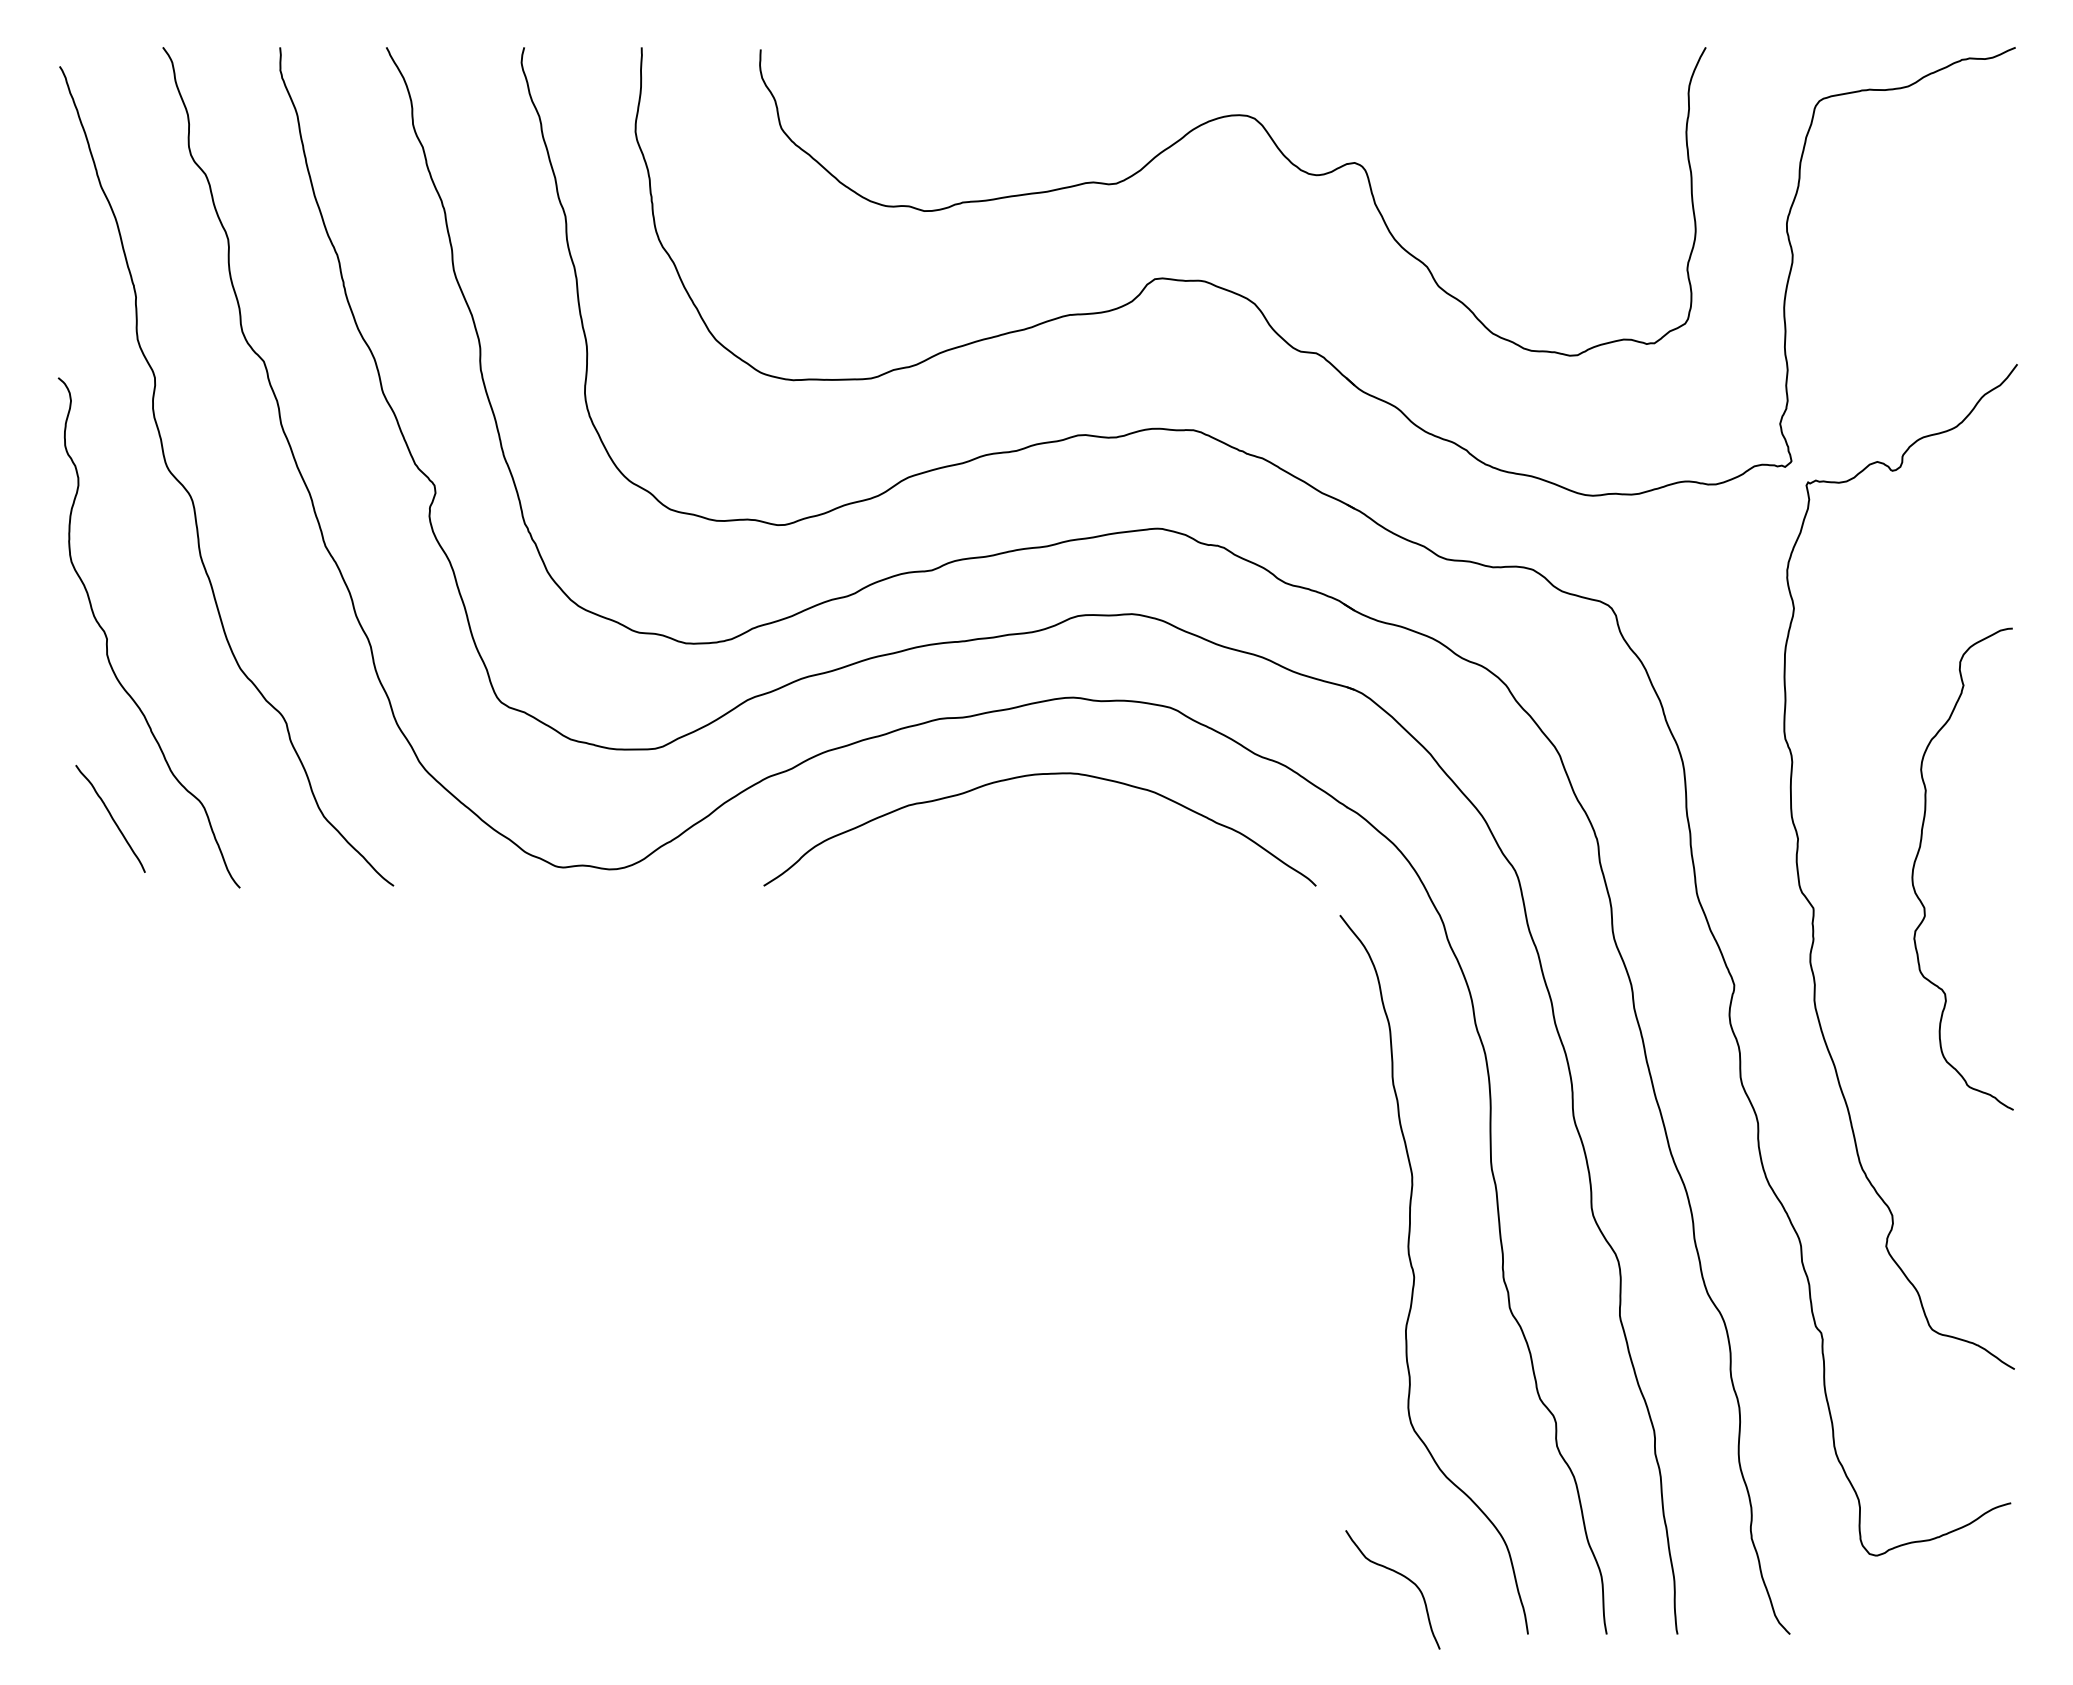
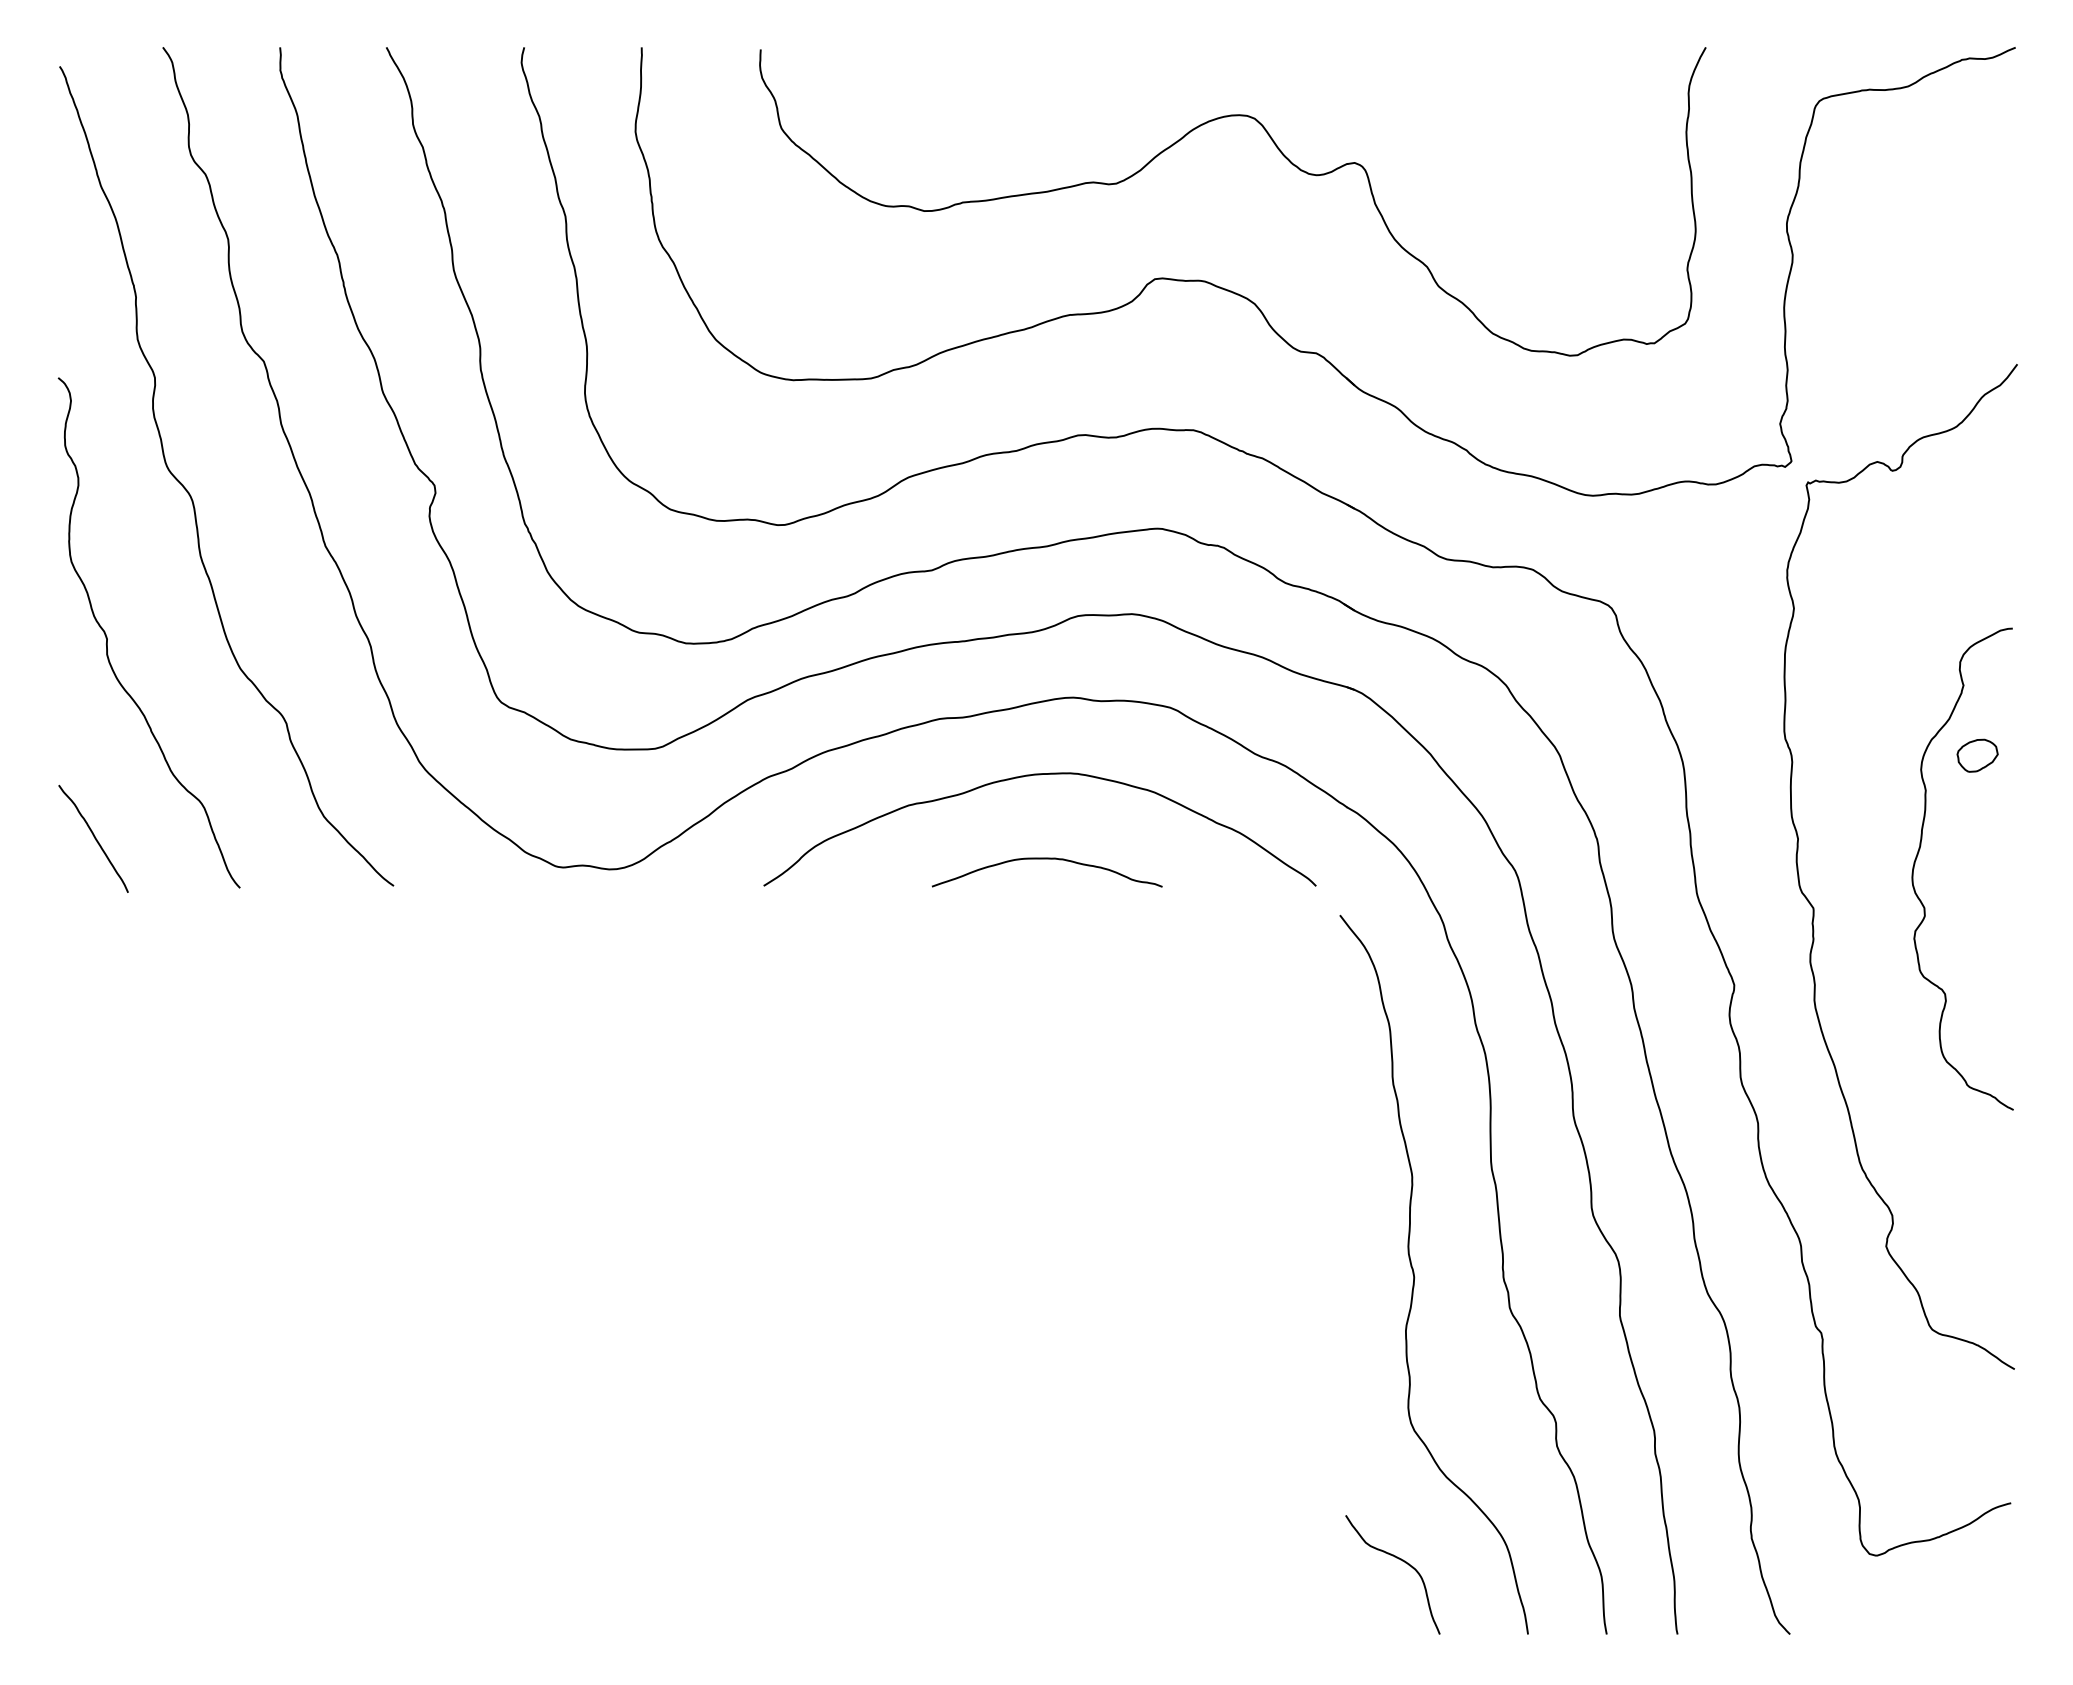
part: none -> present (1977, 755)
curve position: (111, 818) -> (94, 838) (94, 838)
curve: none -> present (1047, 859)
curve position: (1400, 1575) -> (1400, 1560) (1400, 1560)
